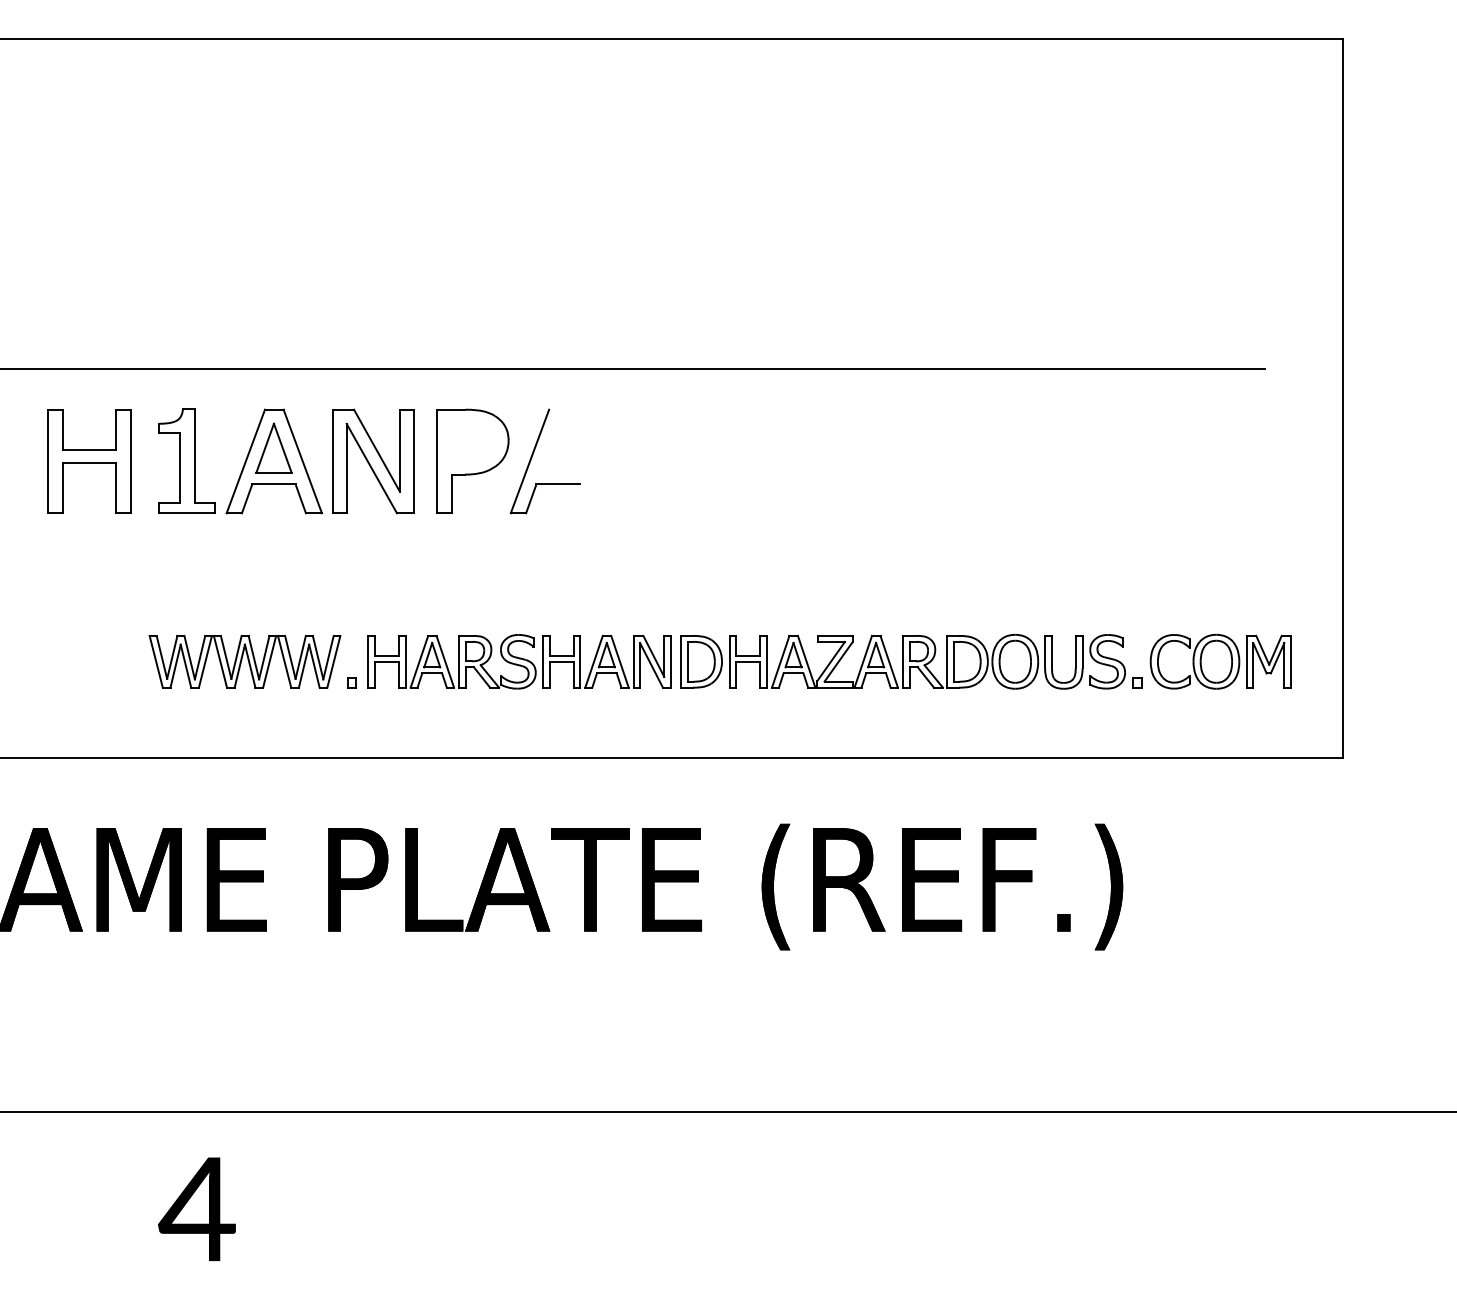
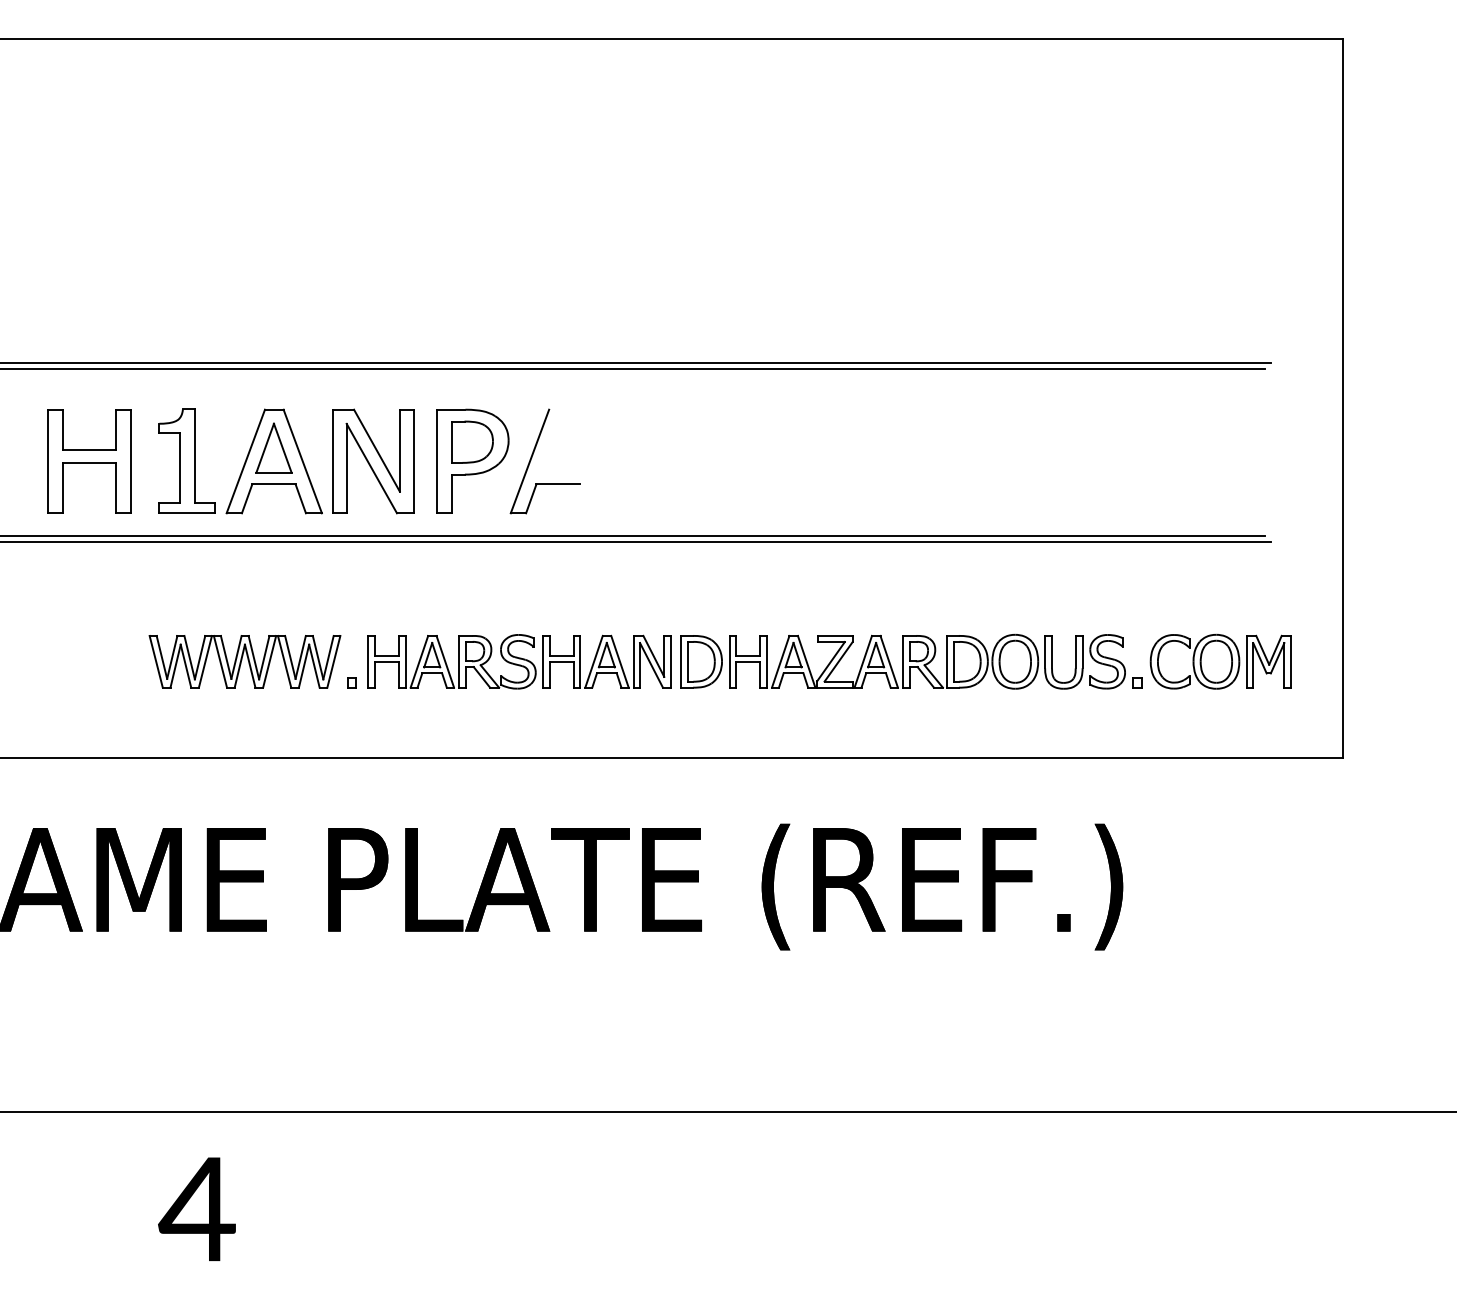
line: none -> present (636, 362)
part: none -> present (472, 441)
line: none -> present (633, 536)
line: none -> present (636, 542)
